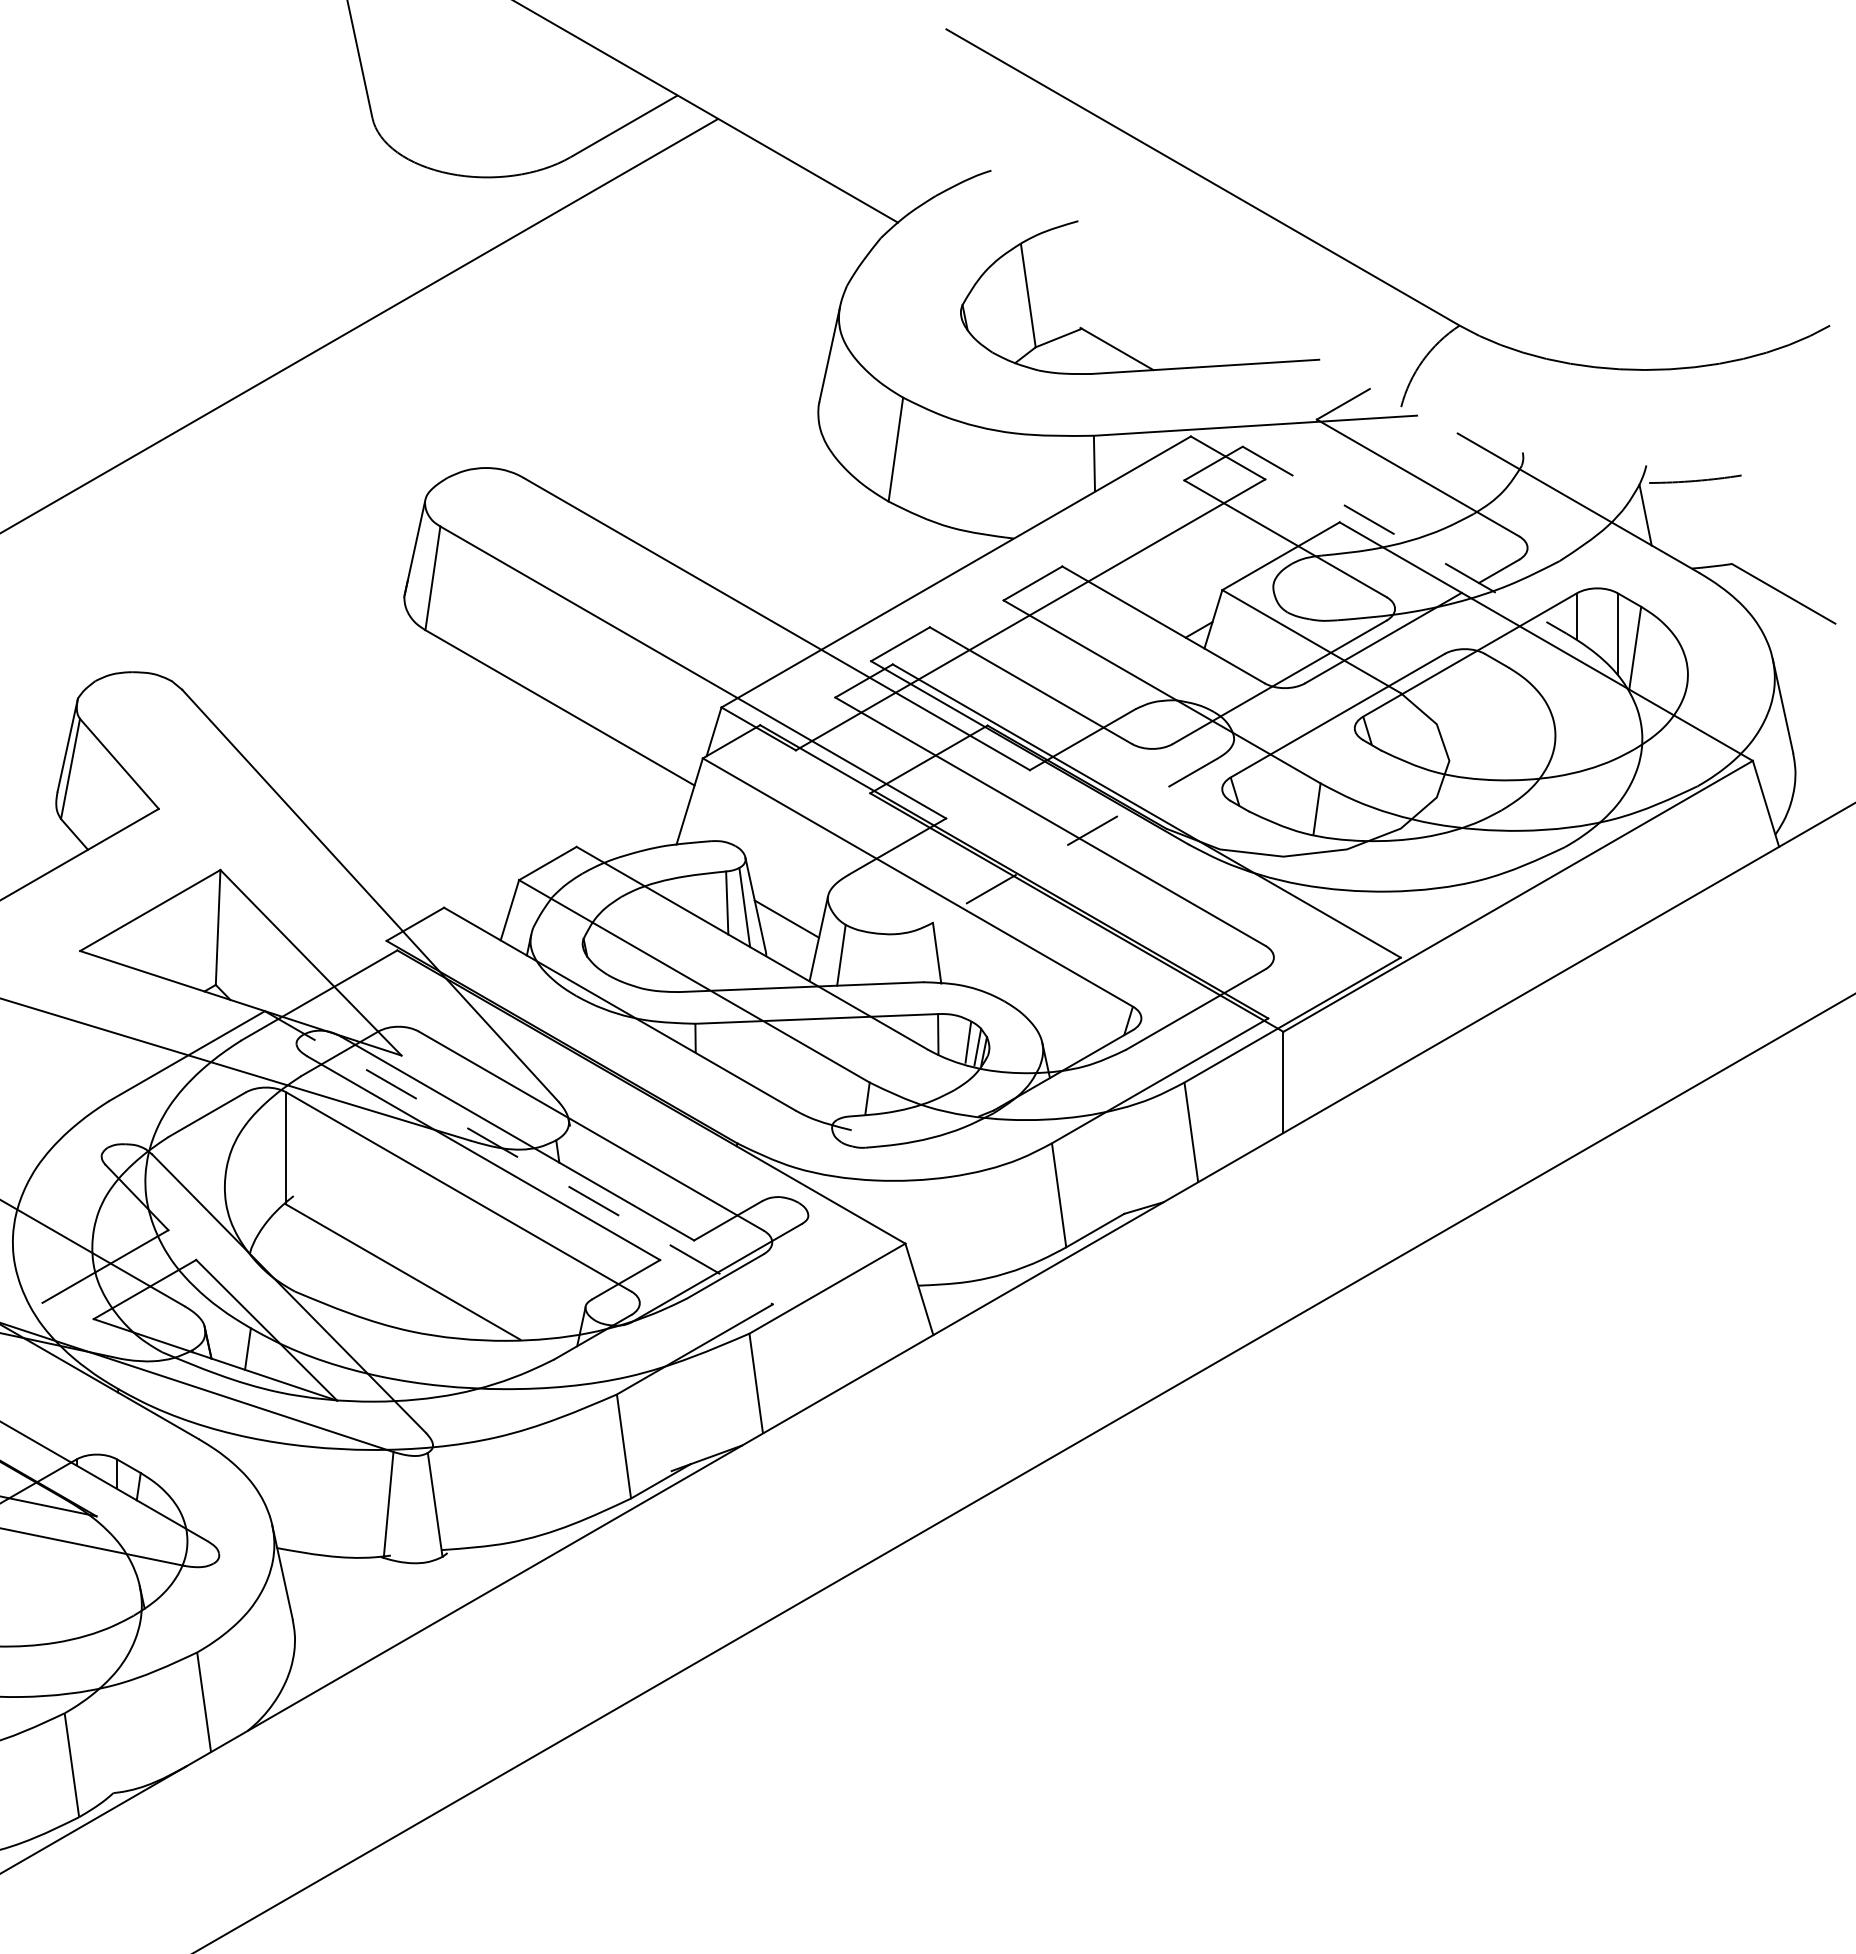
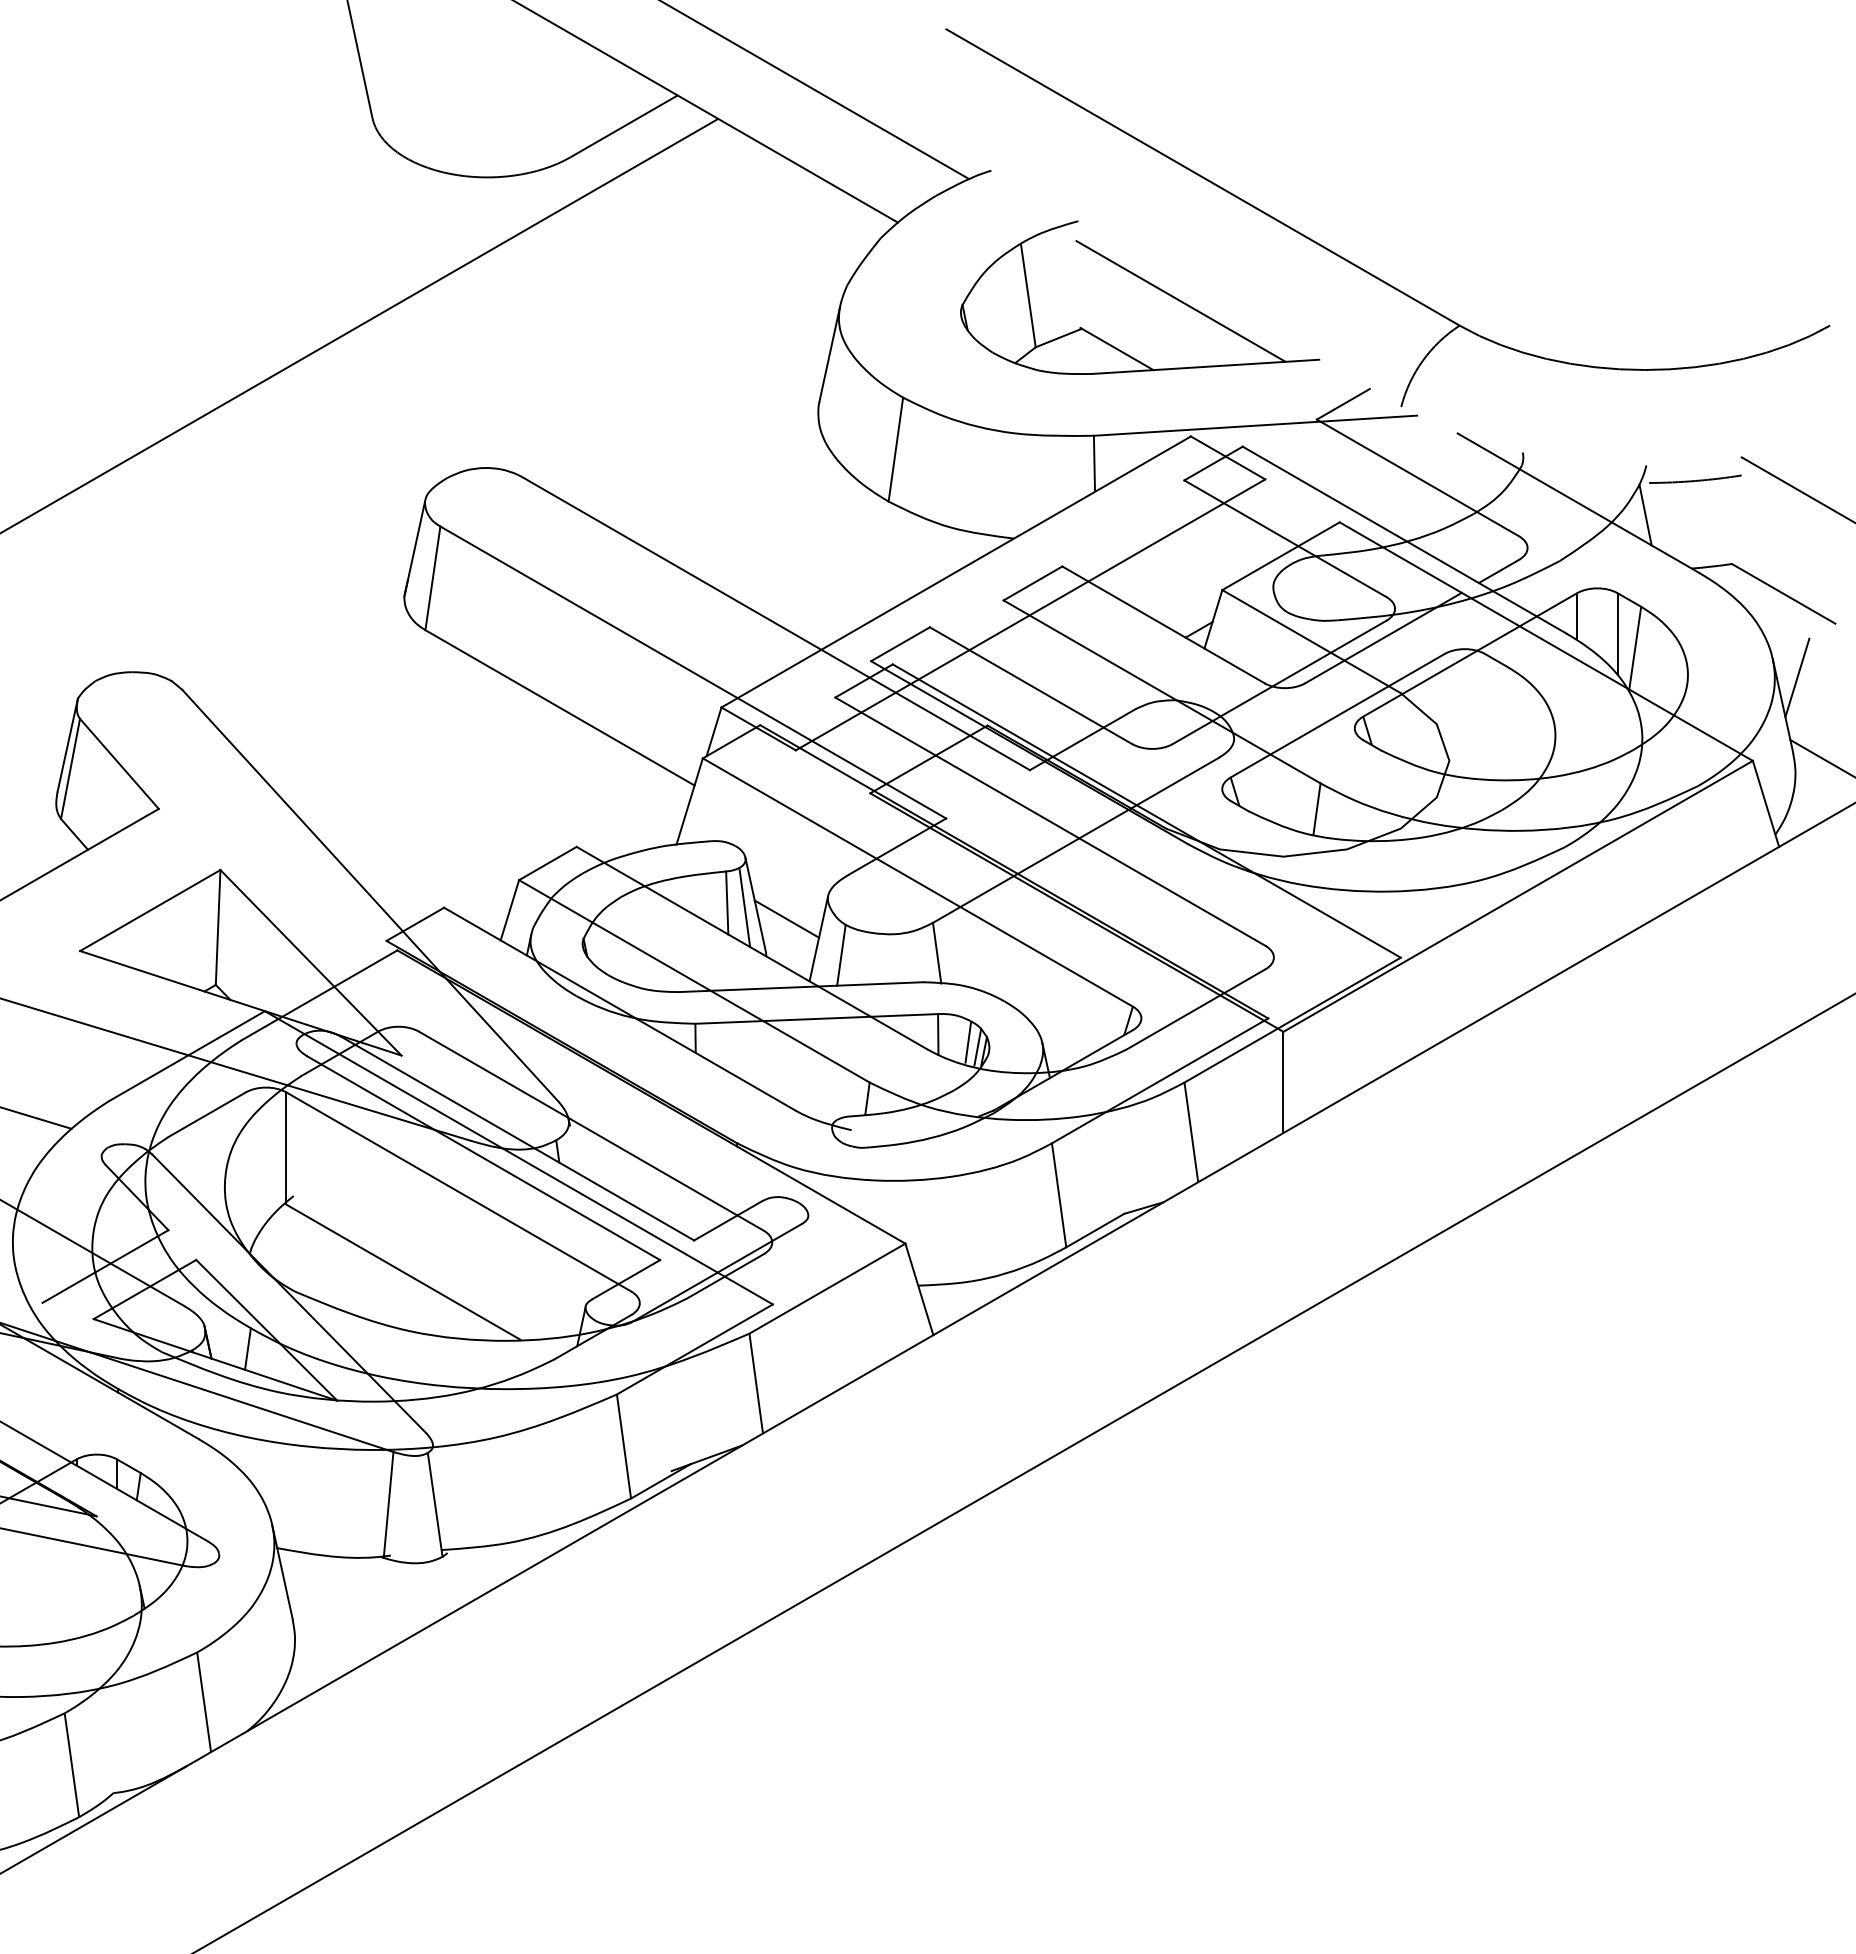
line: none -> present (815, 90)
line: none -> present (1180, 300)
line: none -> present (1796, 489)
line: dashed -> solid (1404, 540)
line: none -> present (1797, 677)
line: none -> present (1821, 757)
line: dashed -> solid (1075, 840)
line: none -> present (36, 1118)
line: dashed -> solid (519, 1158)
